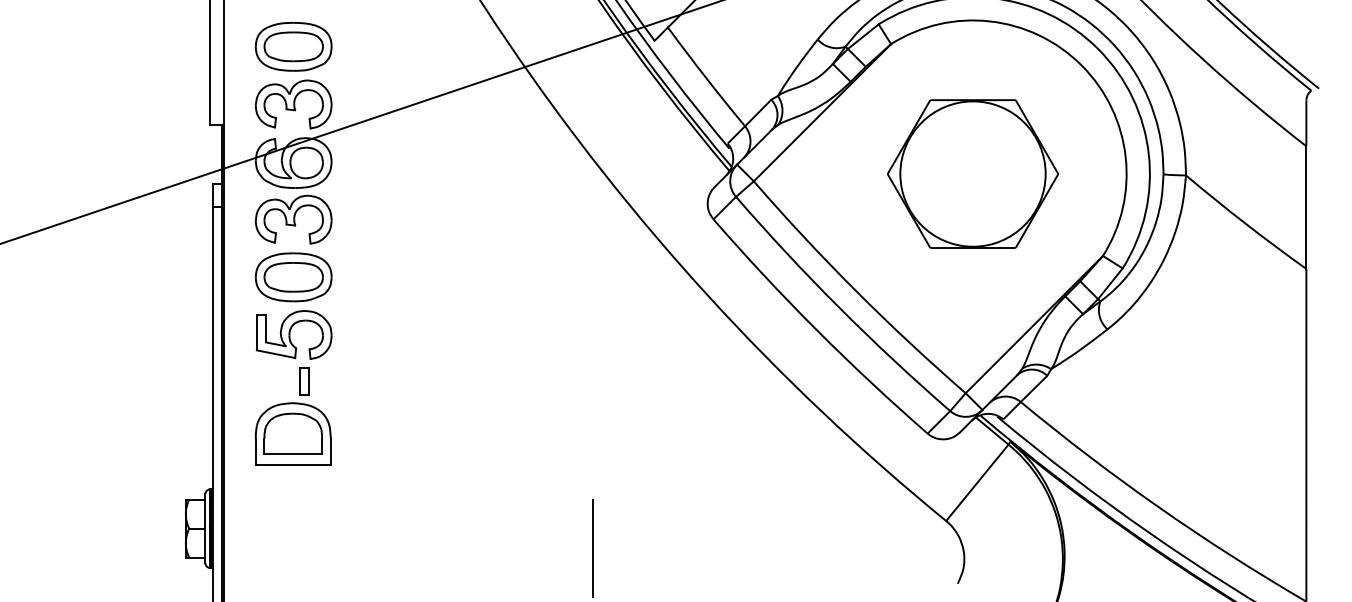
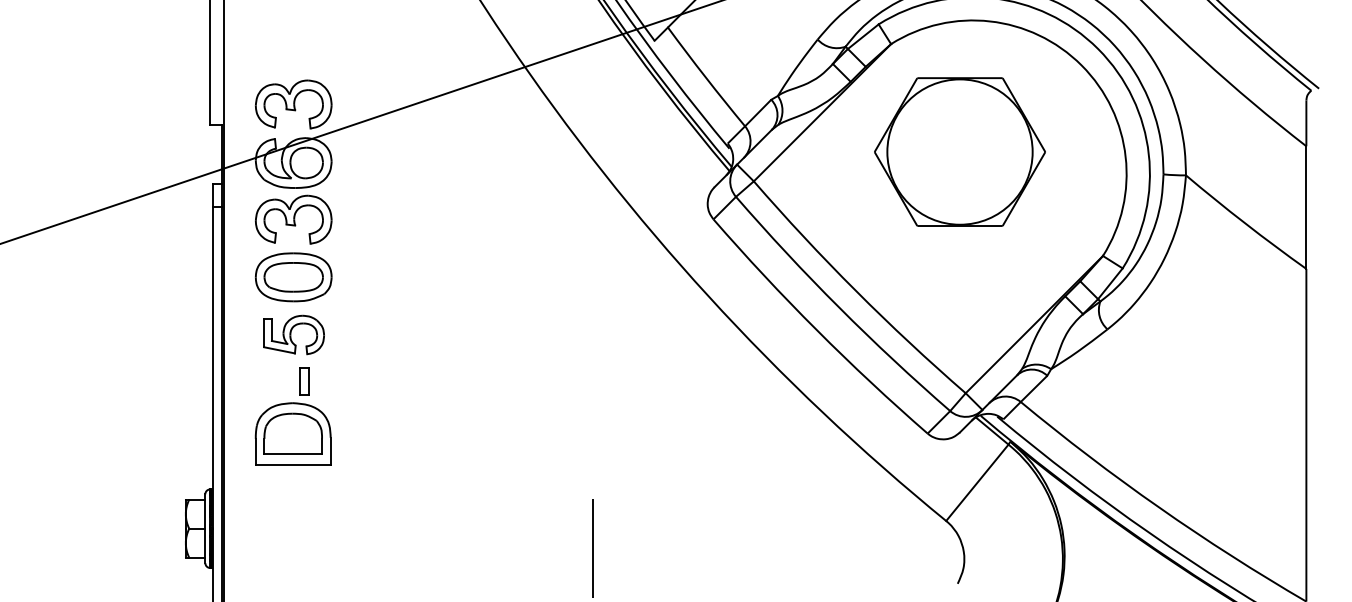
part: present -> none (293, 46)
part position: (972, 173) -> (959, 151) (959, 151)
part size: 78x50 px -> 62x42 px (293, 334)
